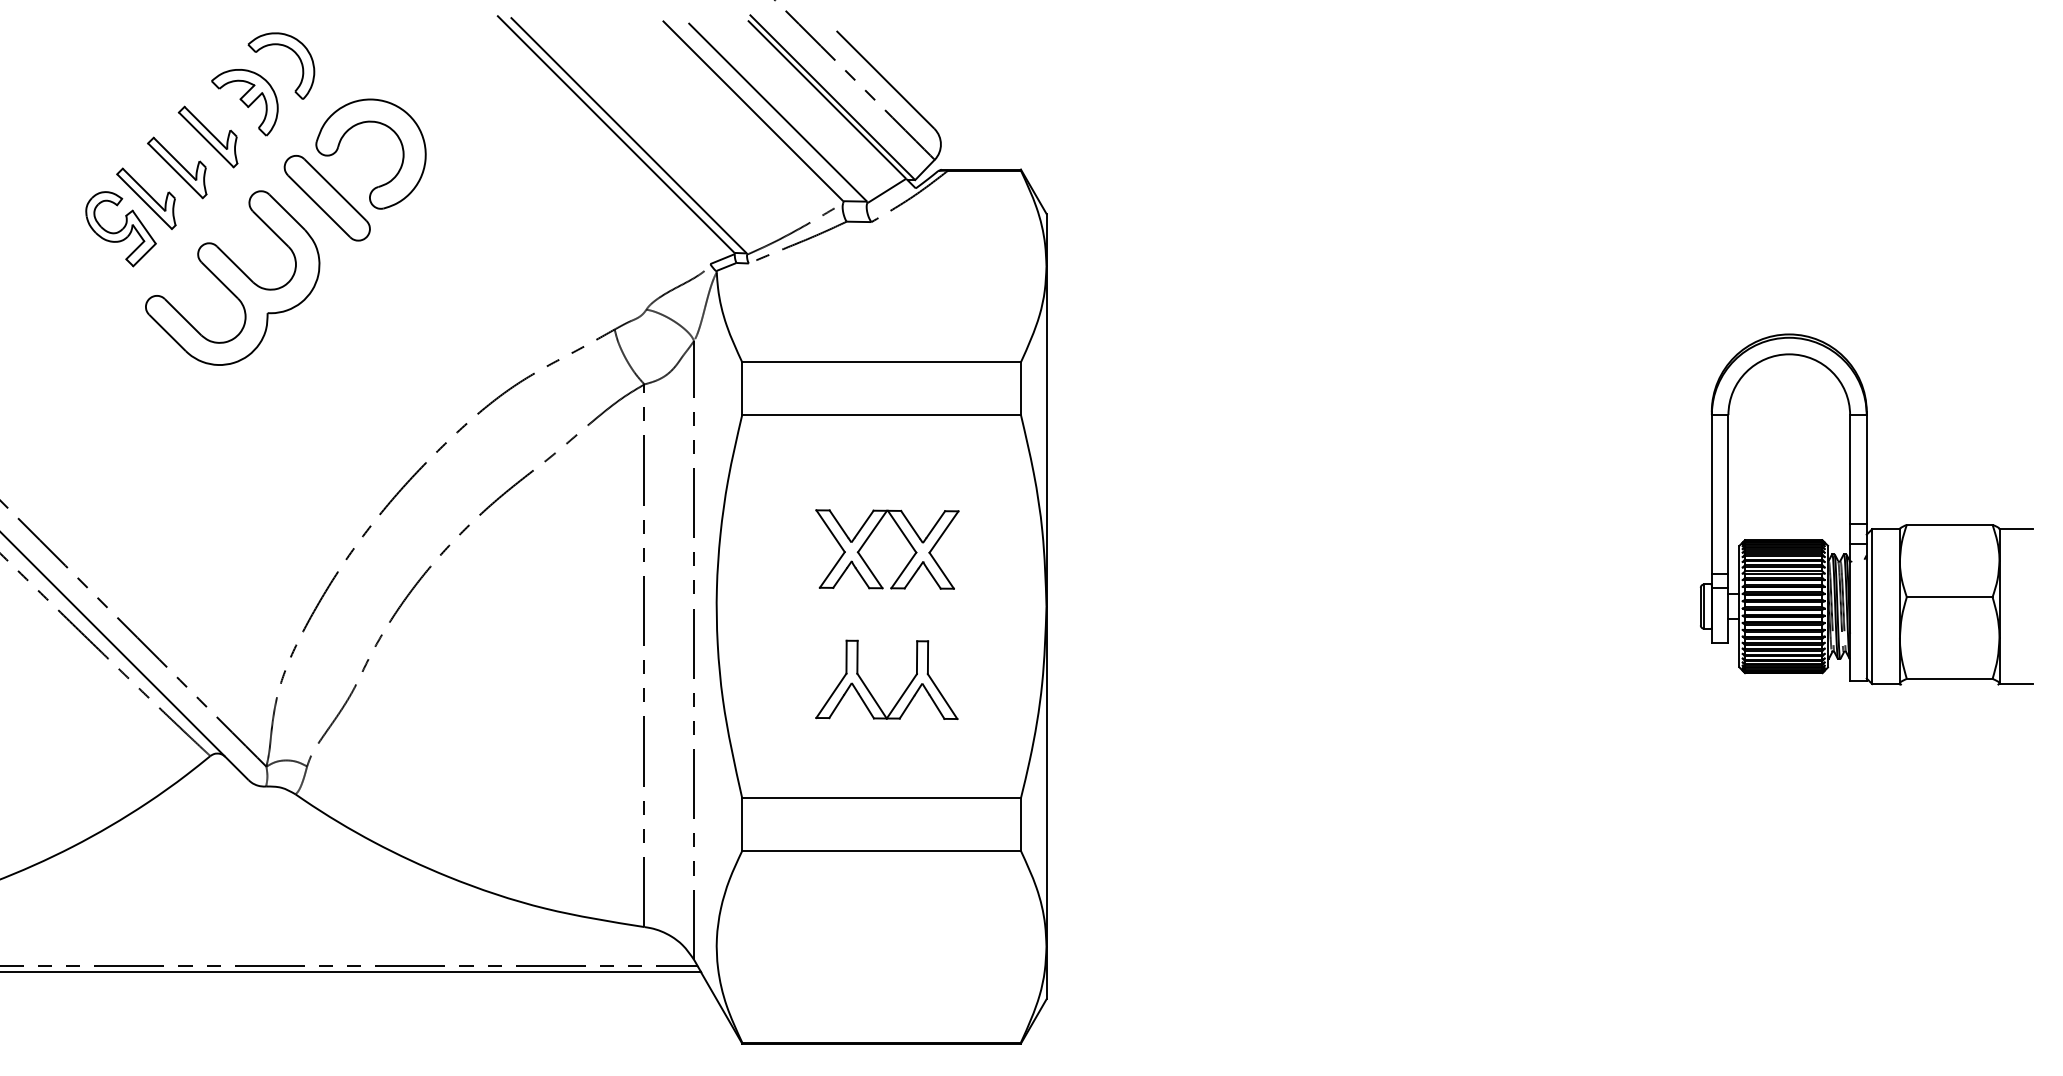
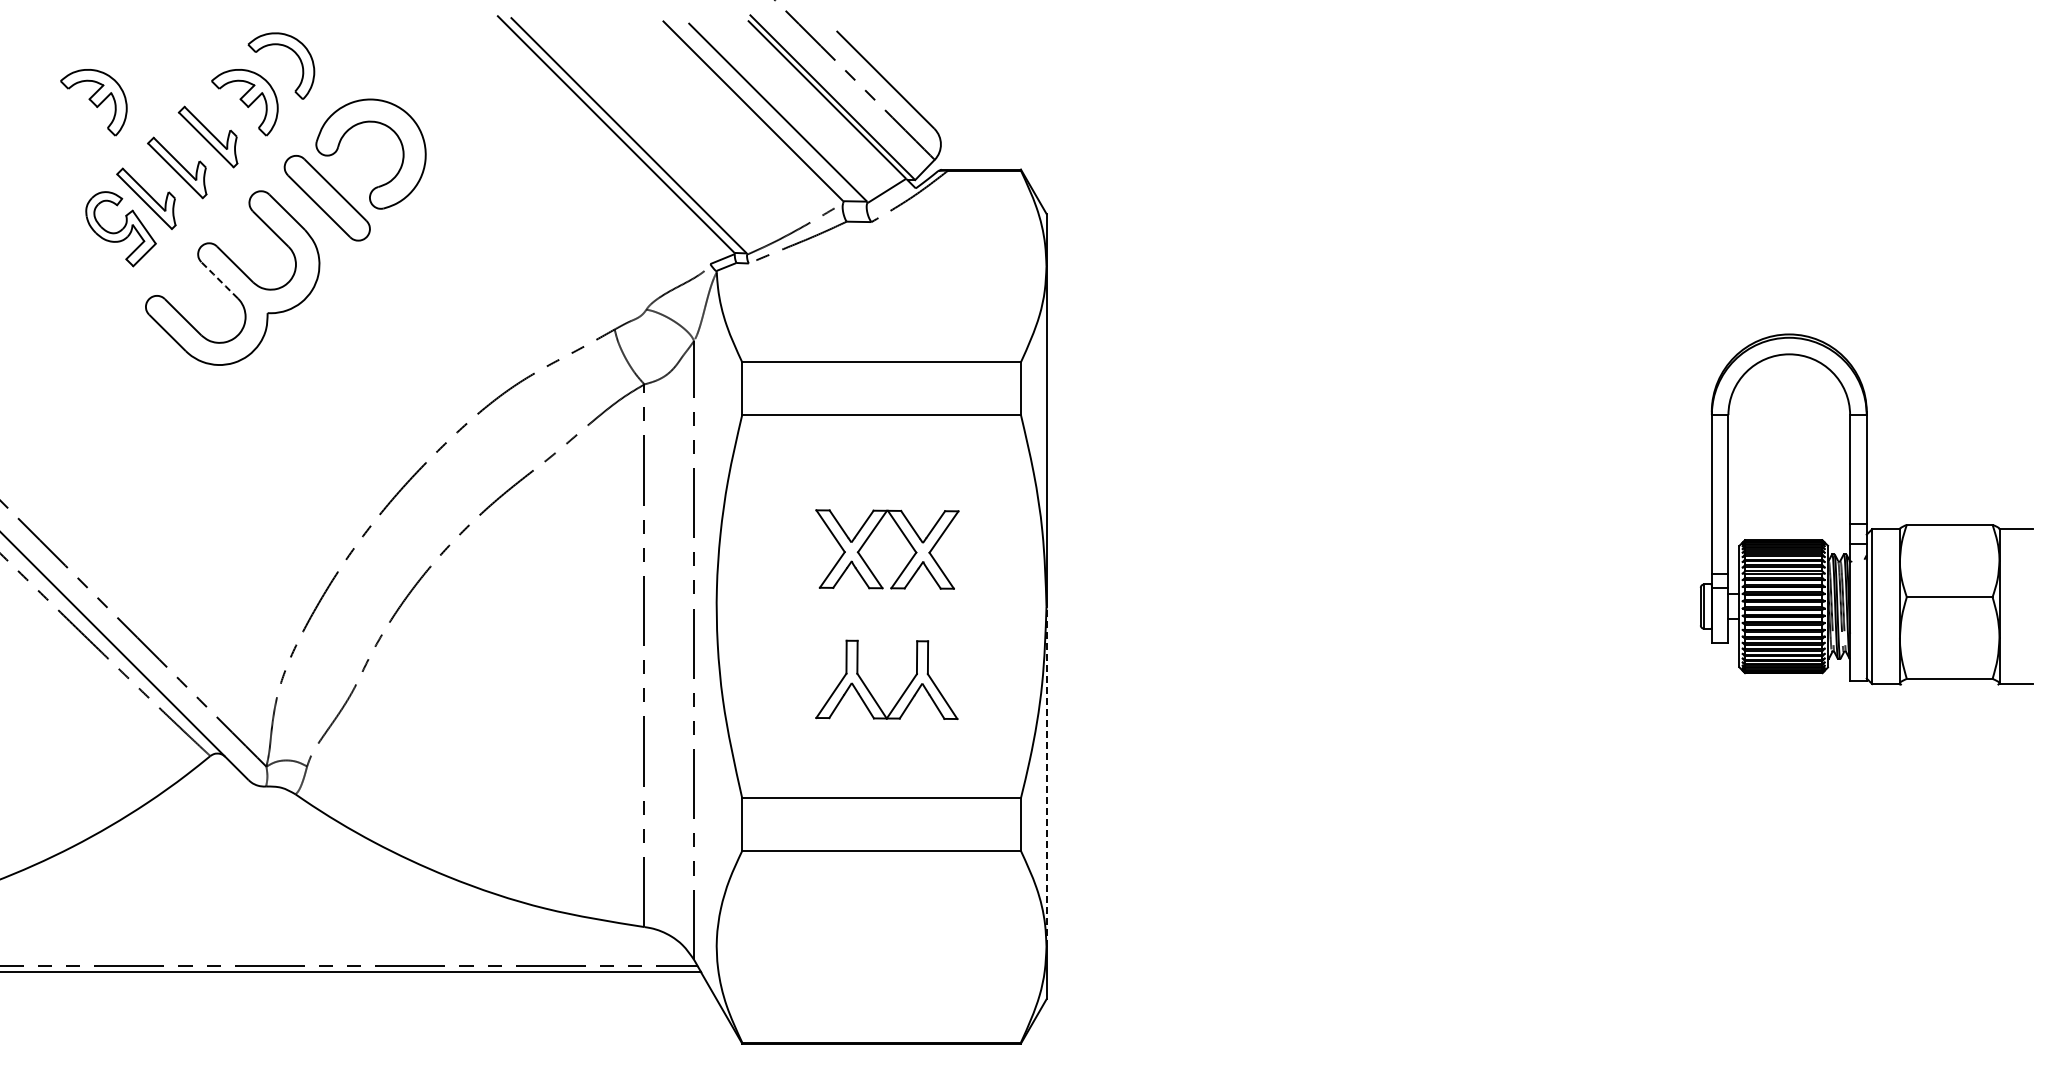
part: none -> present (93, 102)
line: solid -> dashed (219, 280)
line: solid -> dashed (1046, 776)
